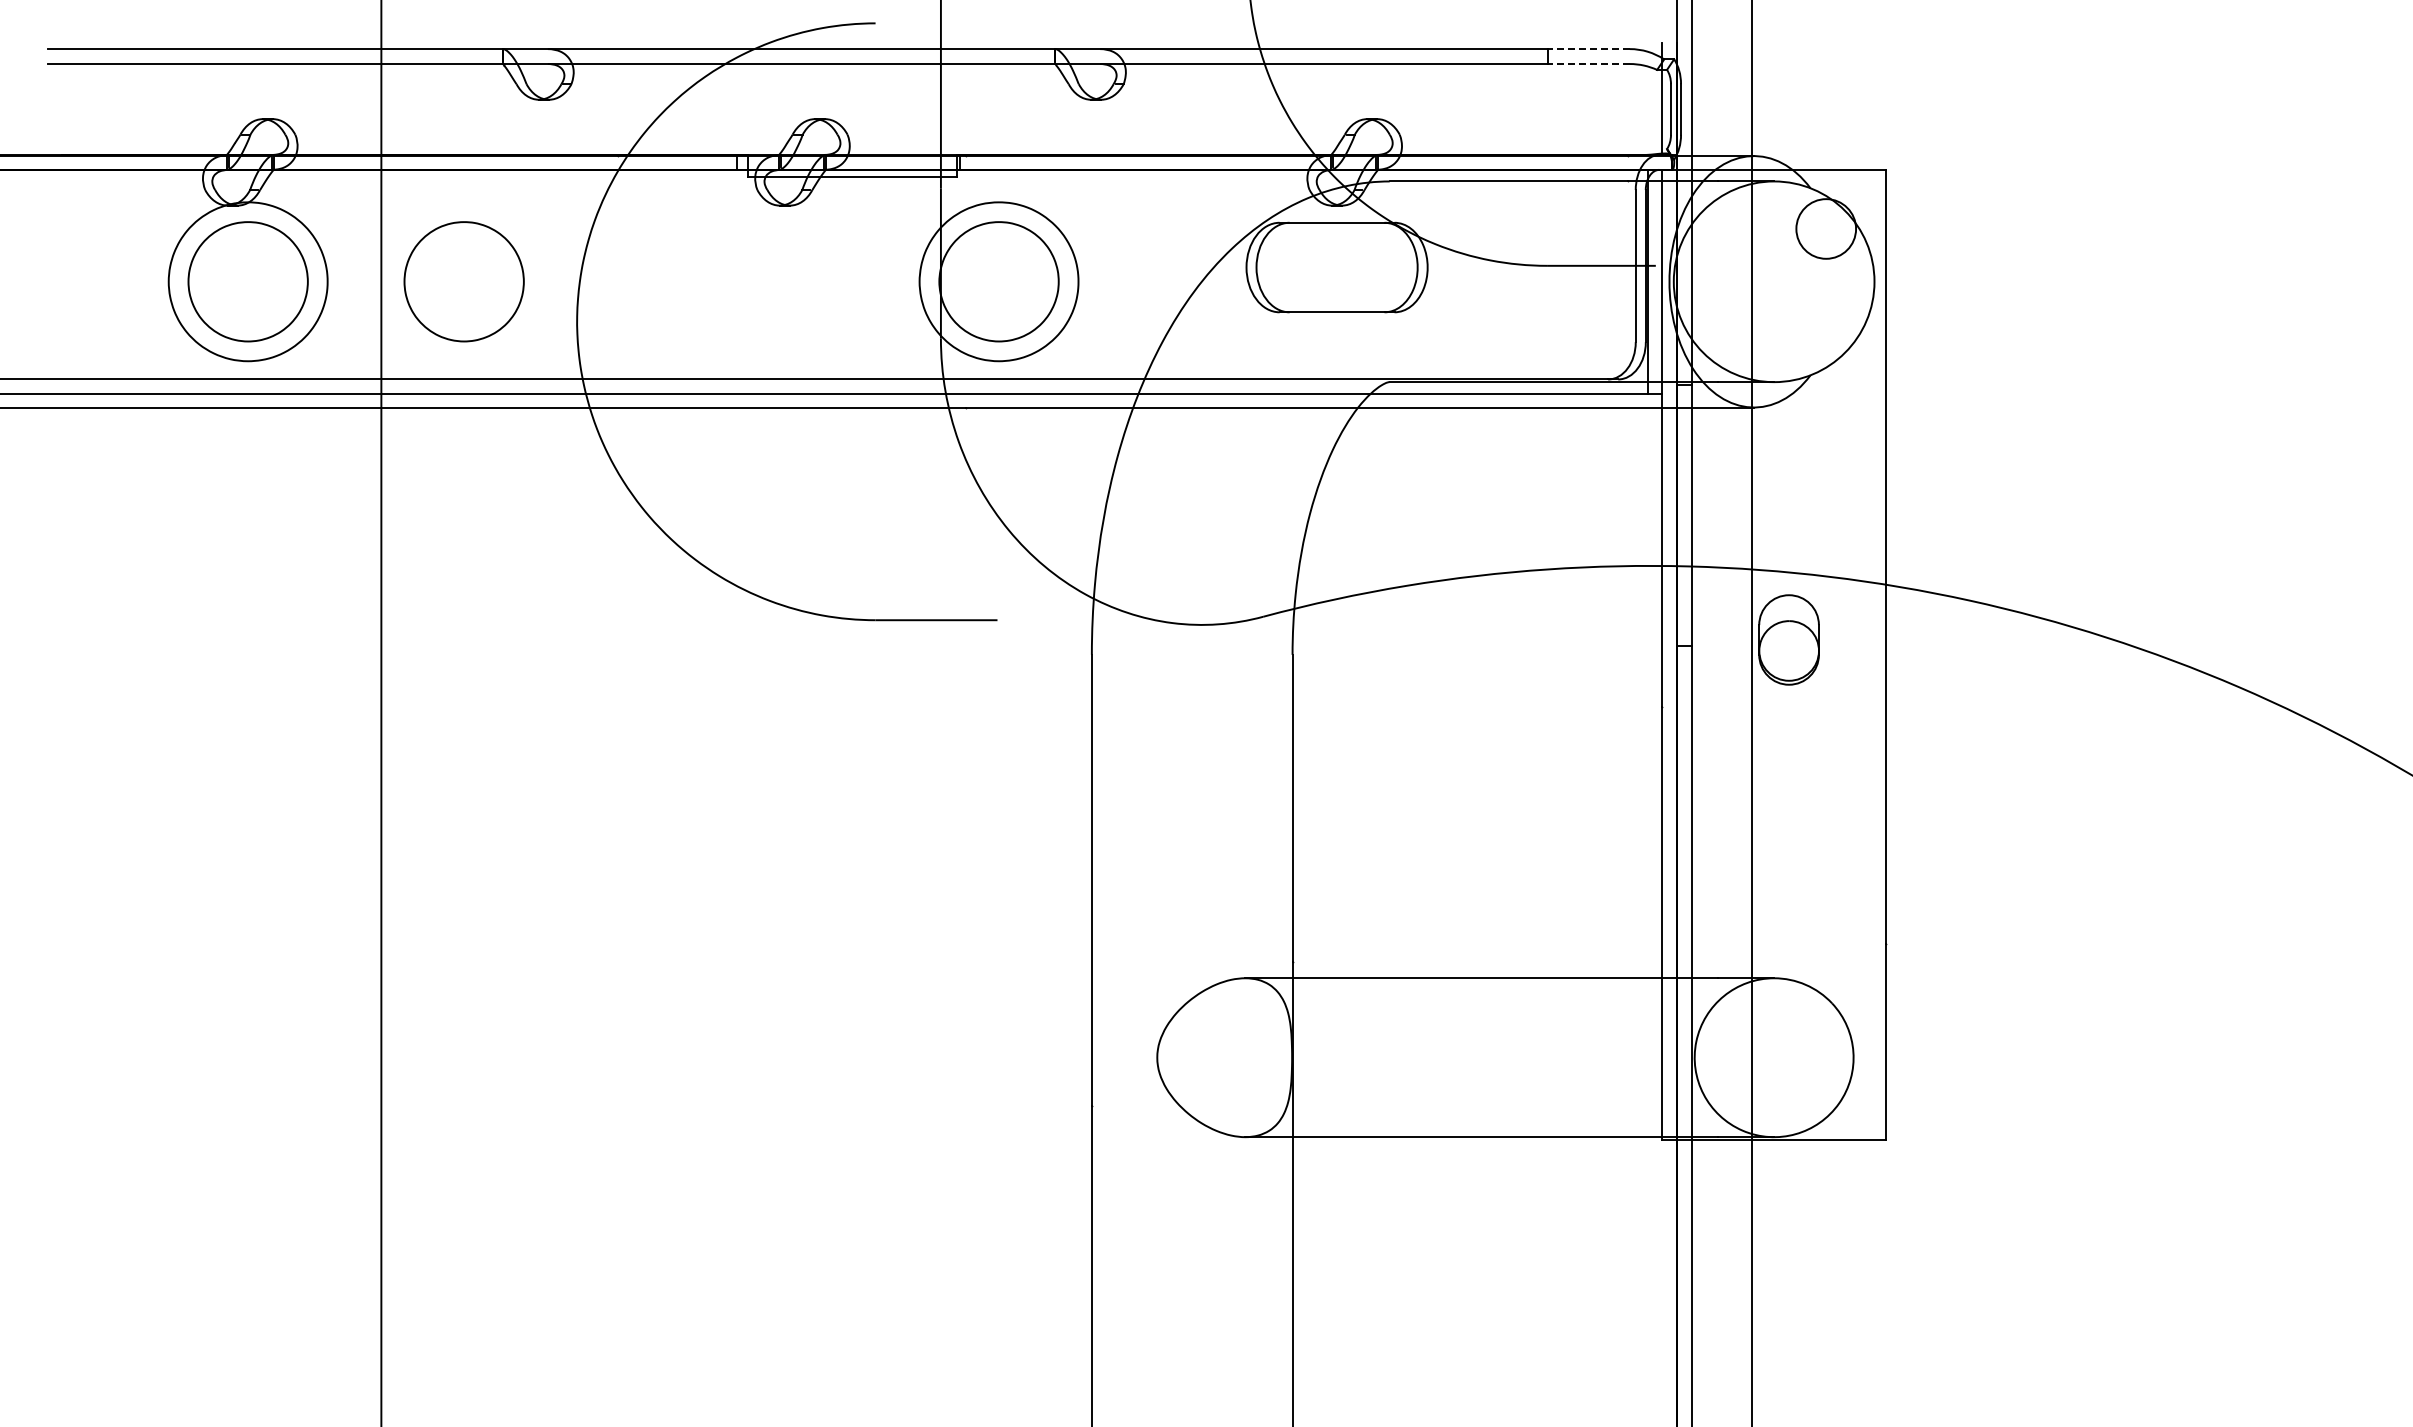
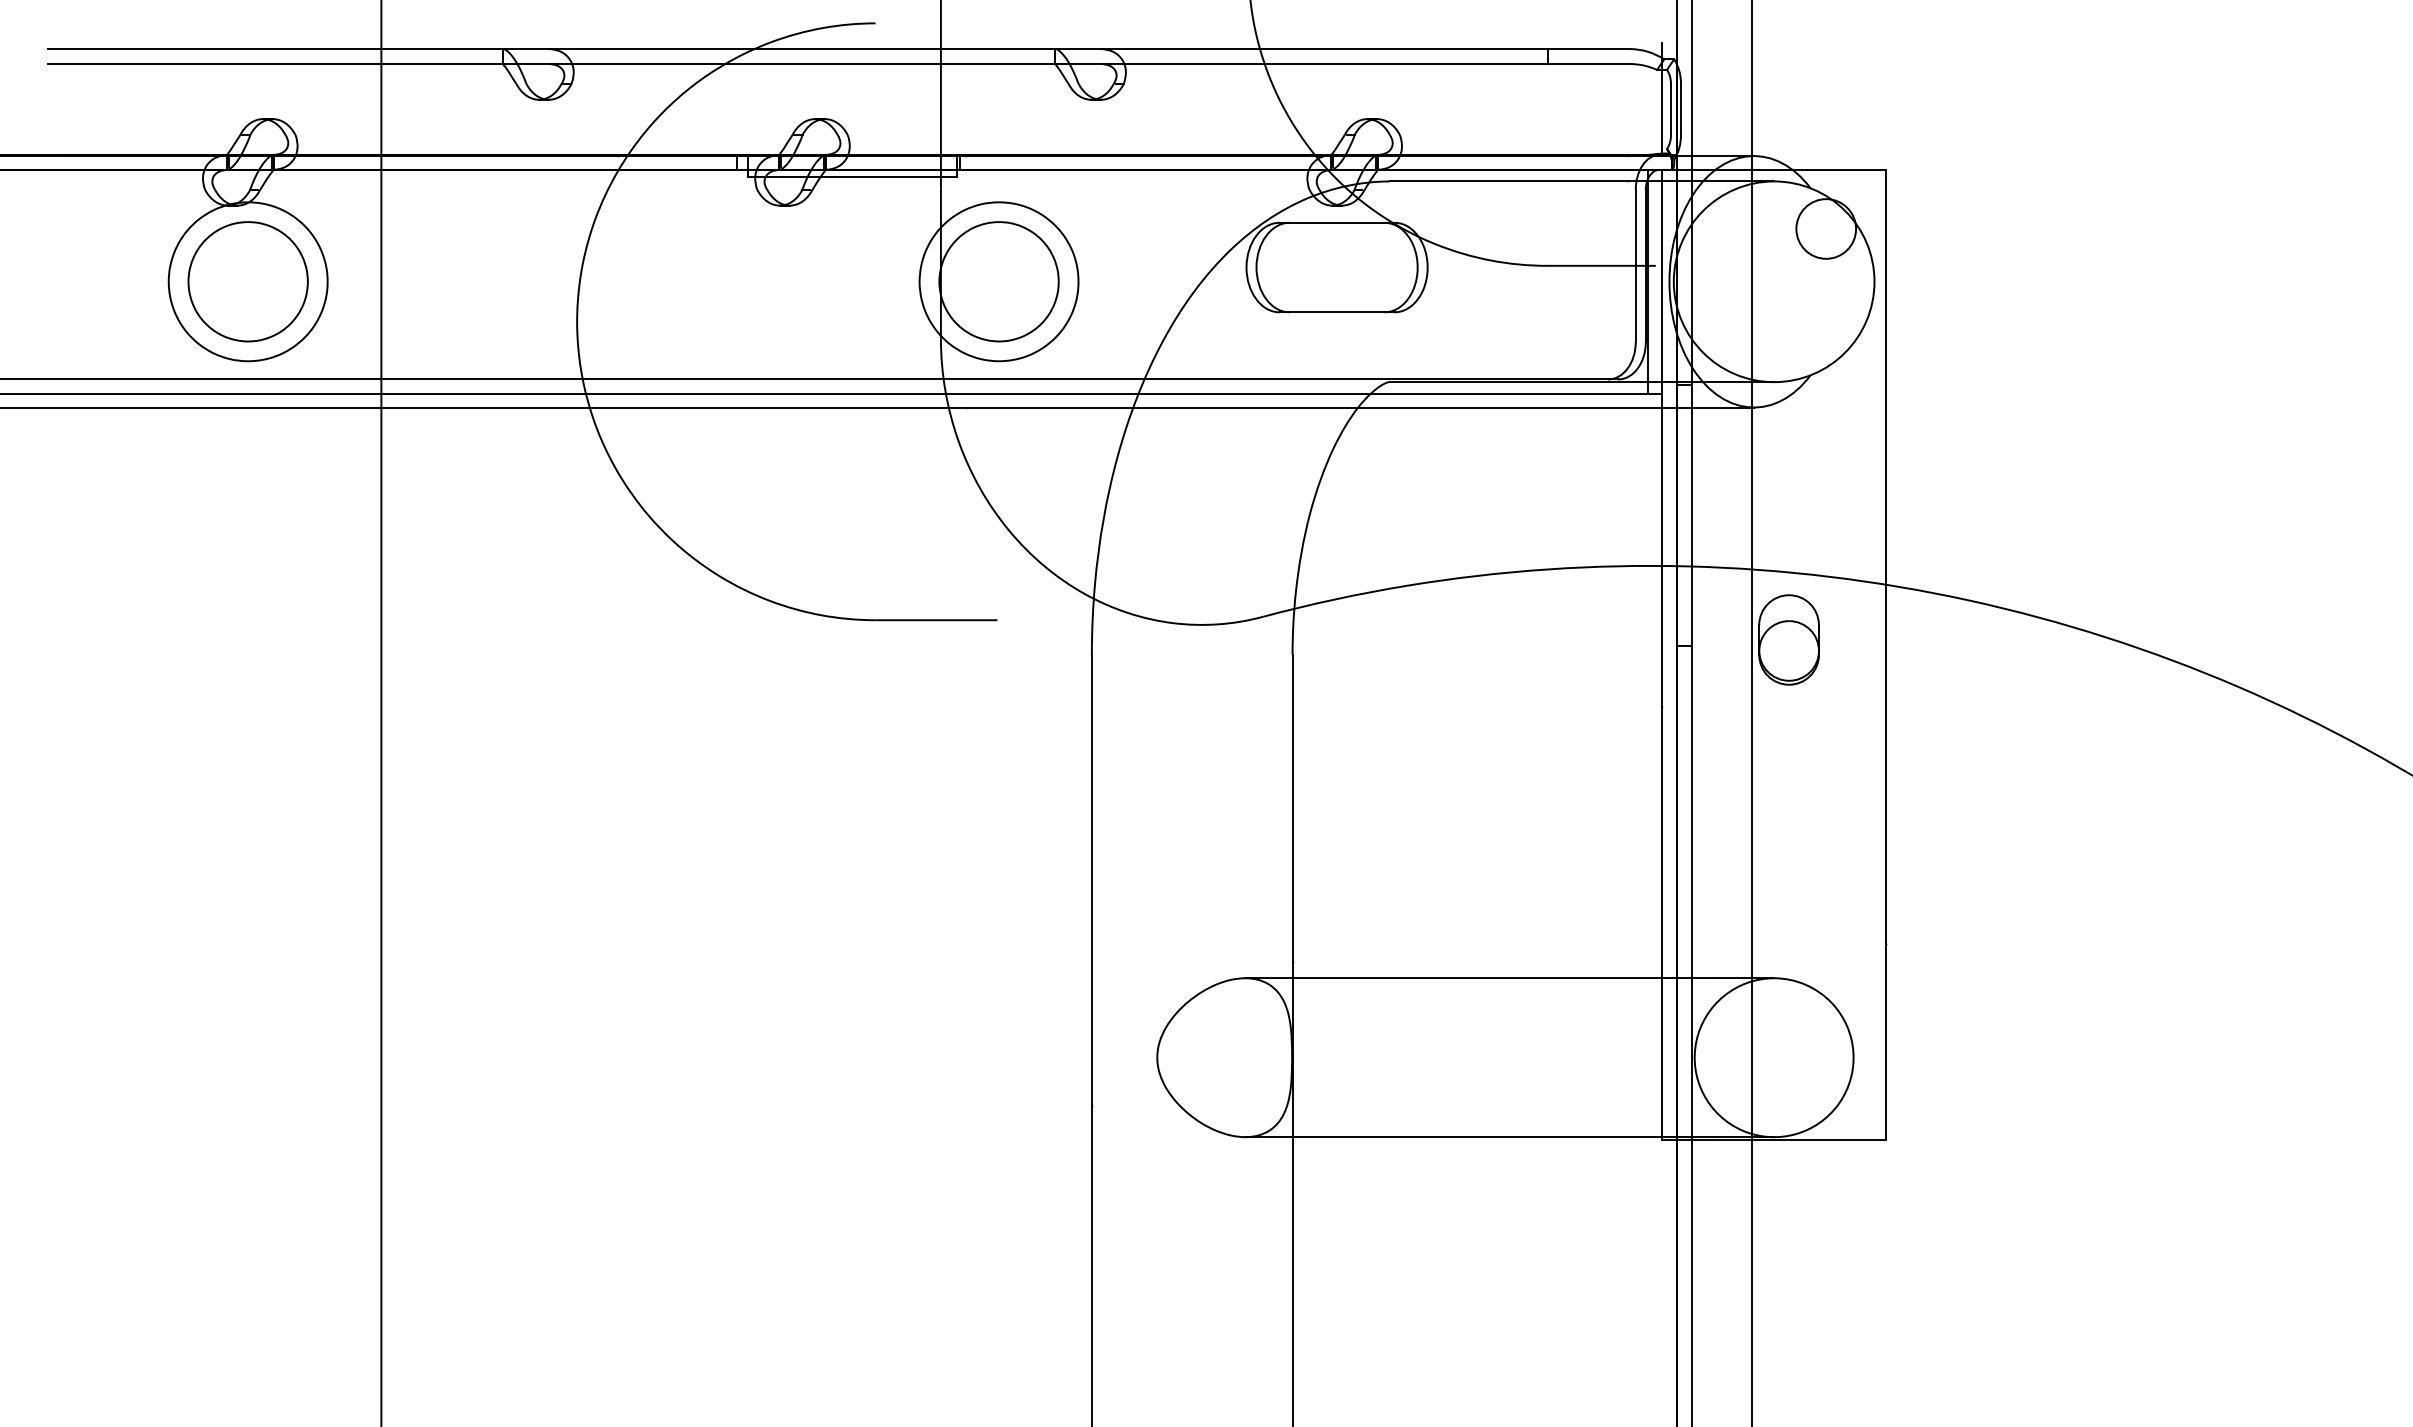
line: dashed -> solid (1588, 49)
line: dashed -> solid (1588, 64)
part: present -> none (463, 281)
